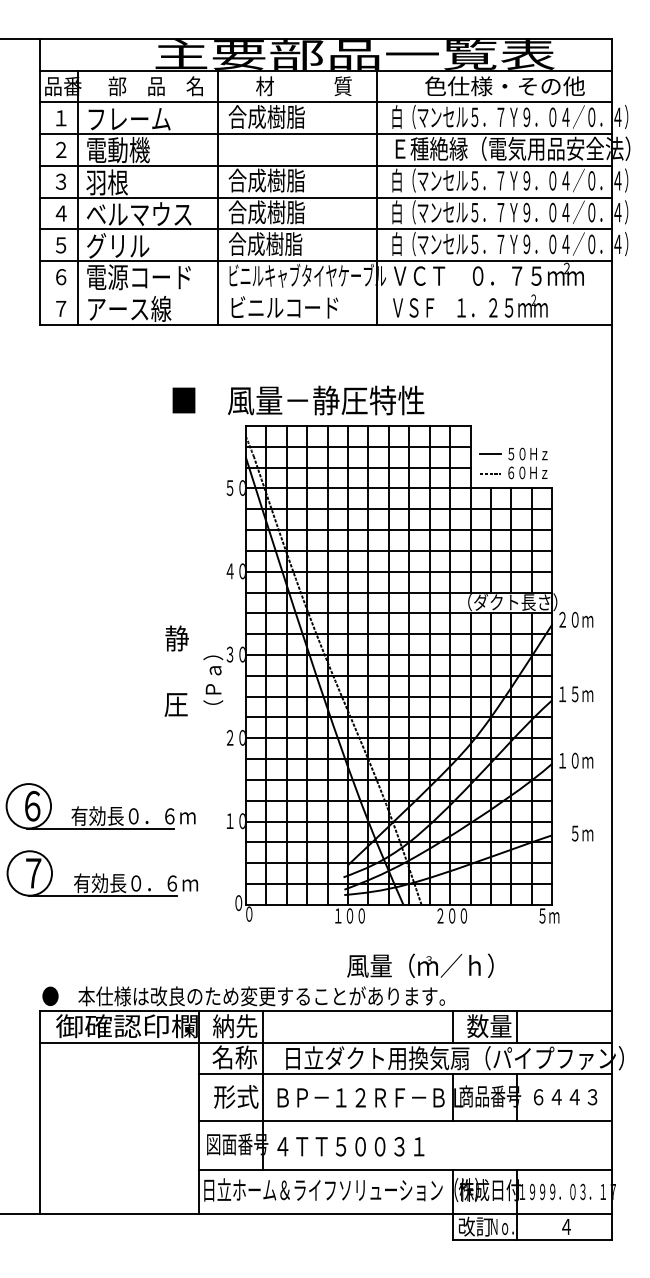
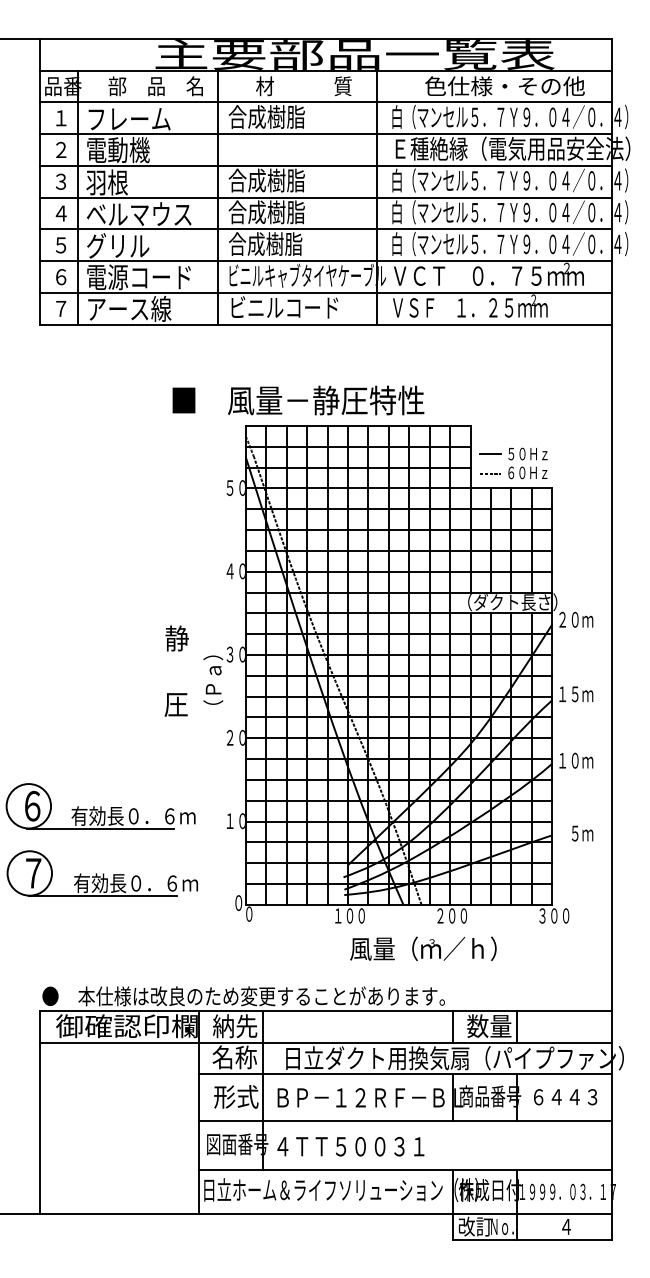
line: none -> present (325, 293)
text: ５ｍ -> ３００ (554, 915)
text position: (420, 965) -> (423, 948) (423, 948)
